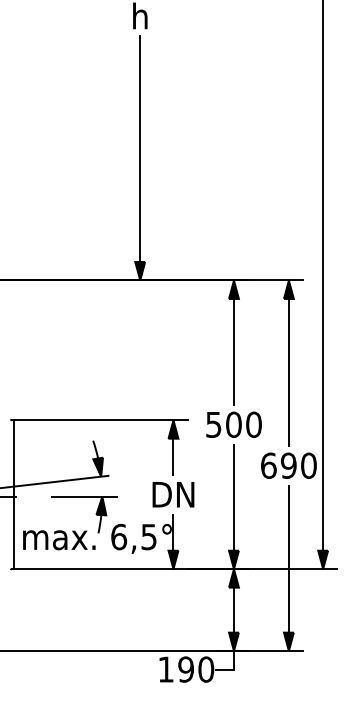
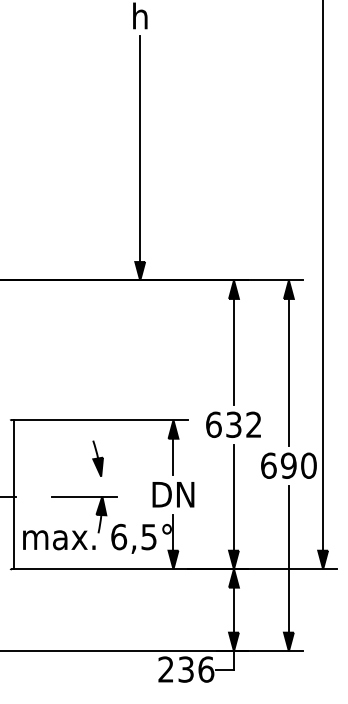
text: 500 -> 632 (233, 424)
line: present -> none (55, 481)
text: 190 -> 236 (186, 669)
